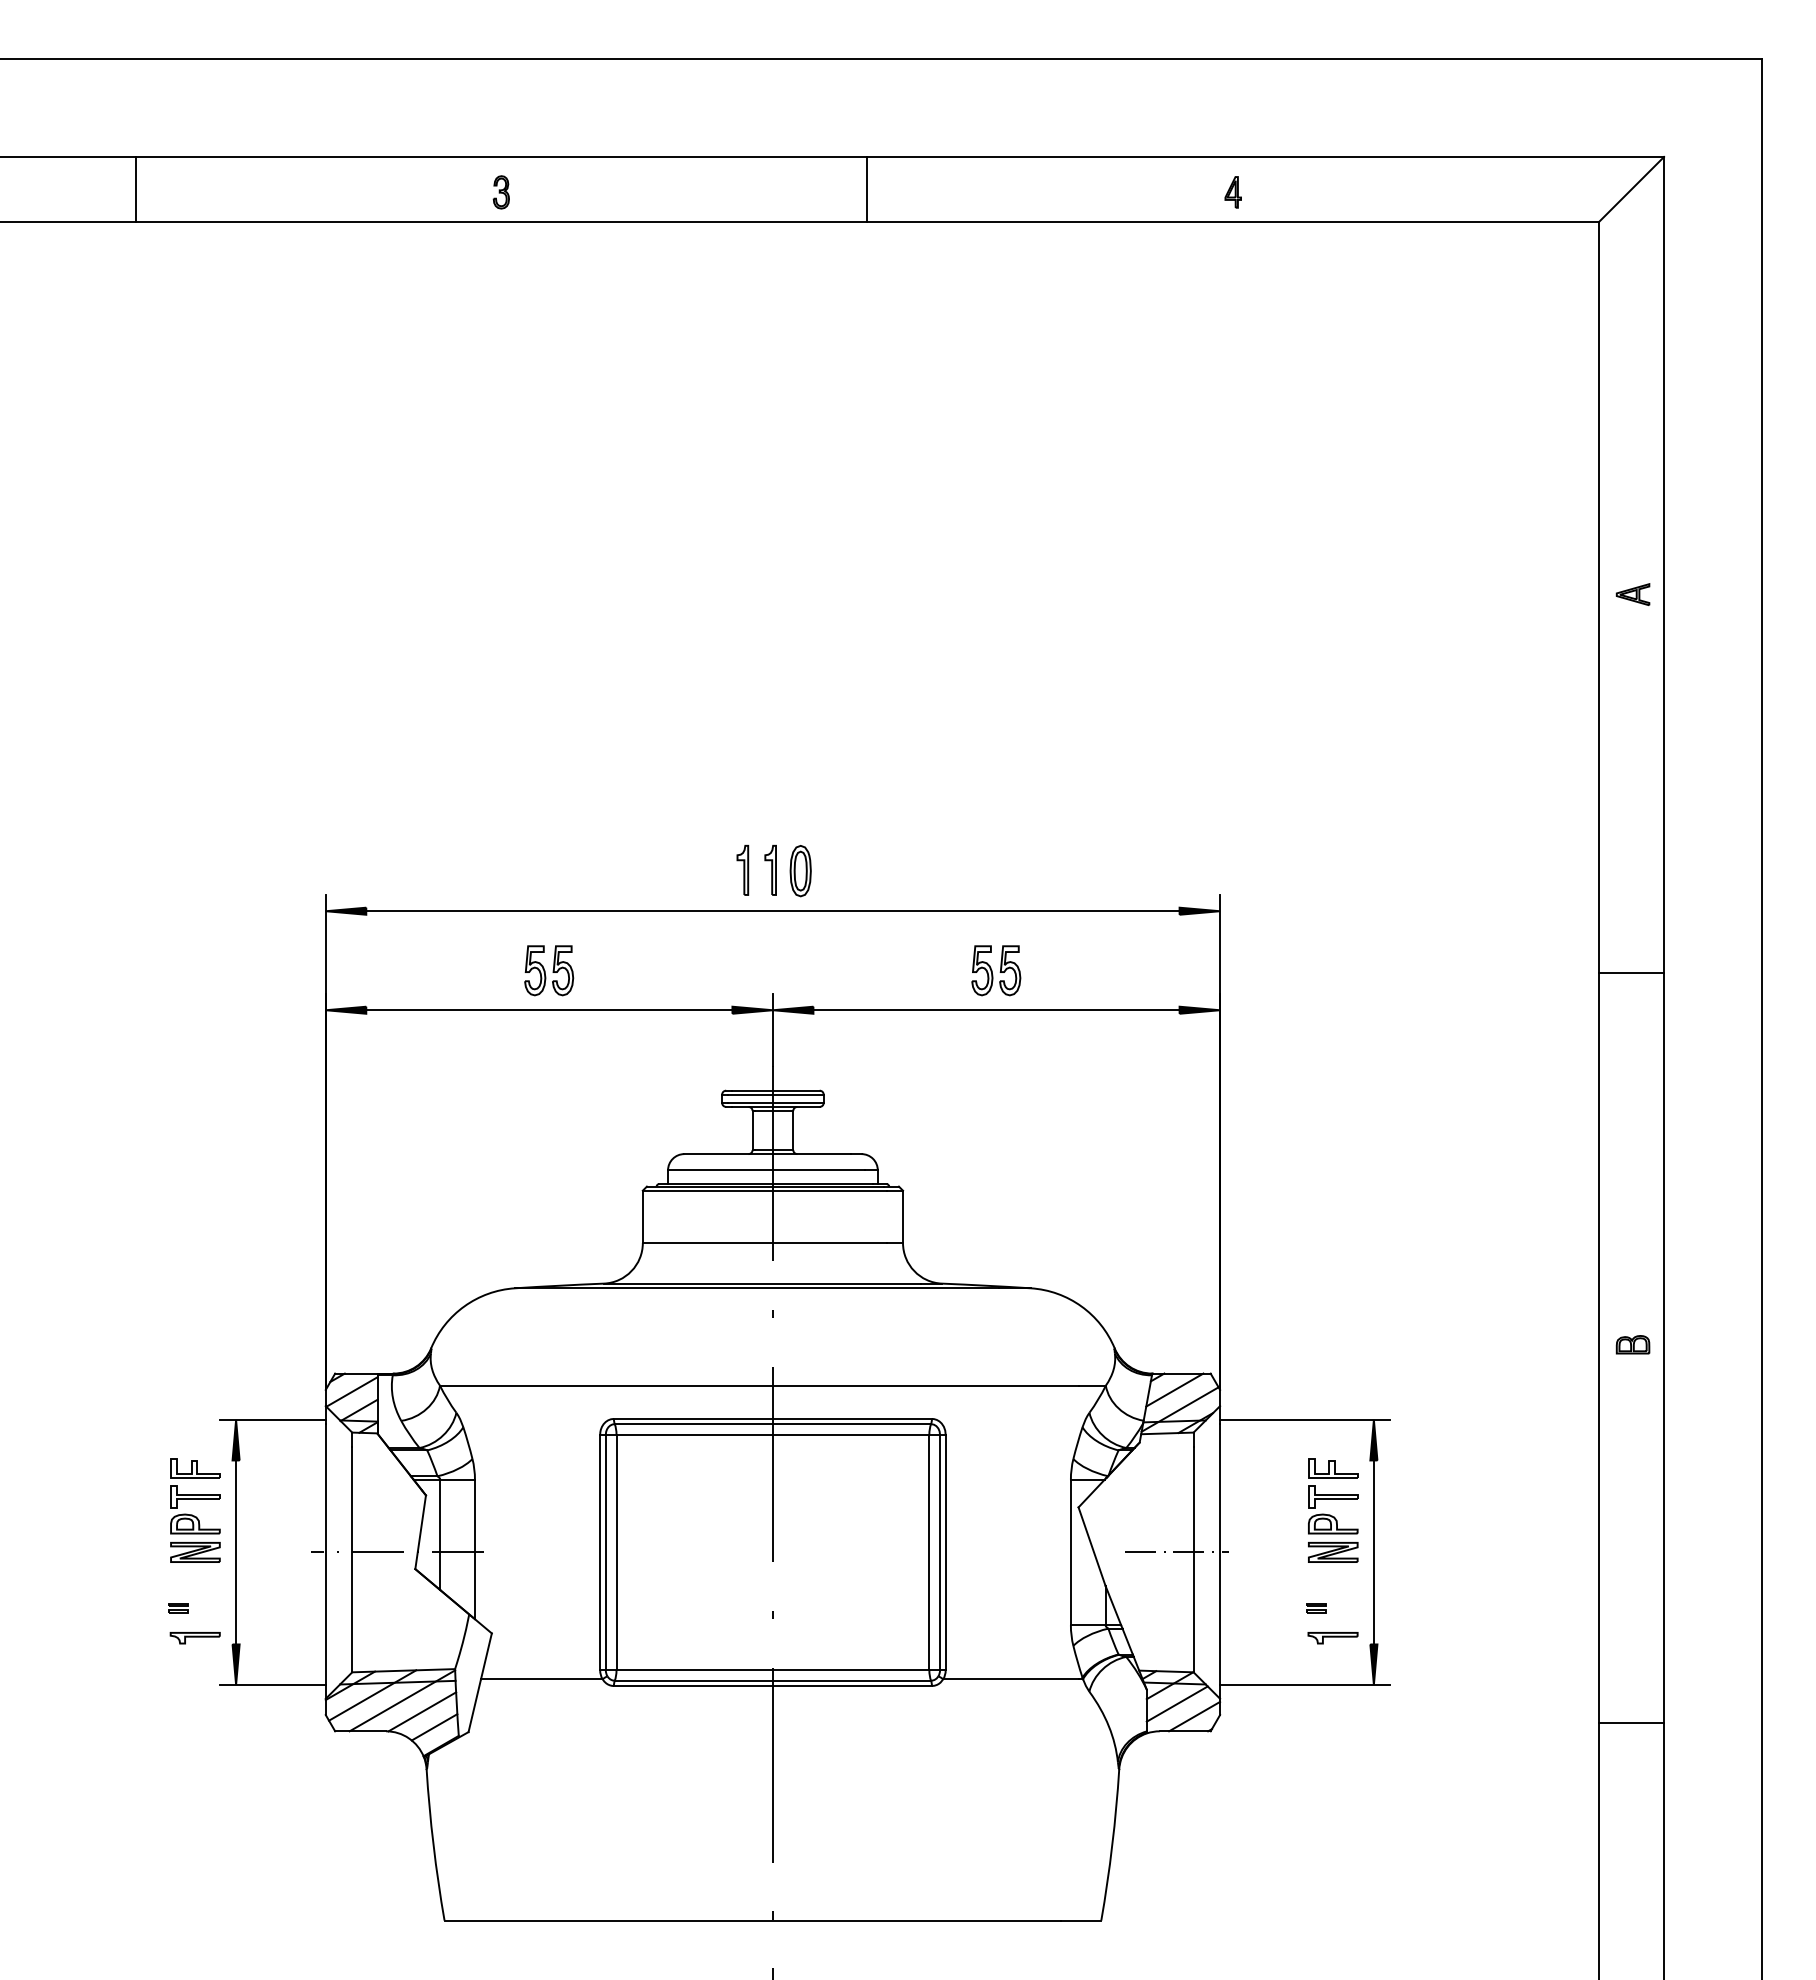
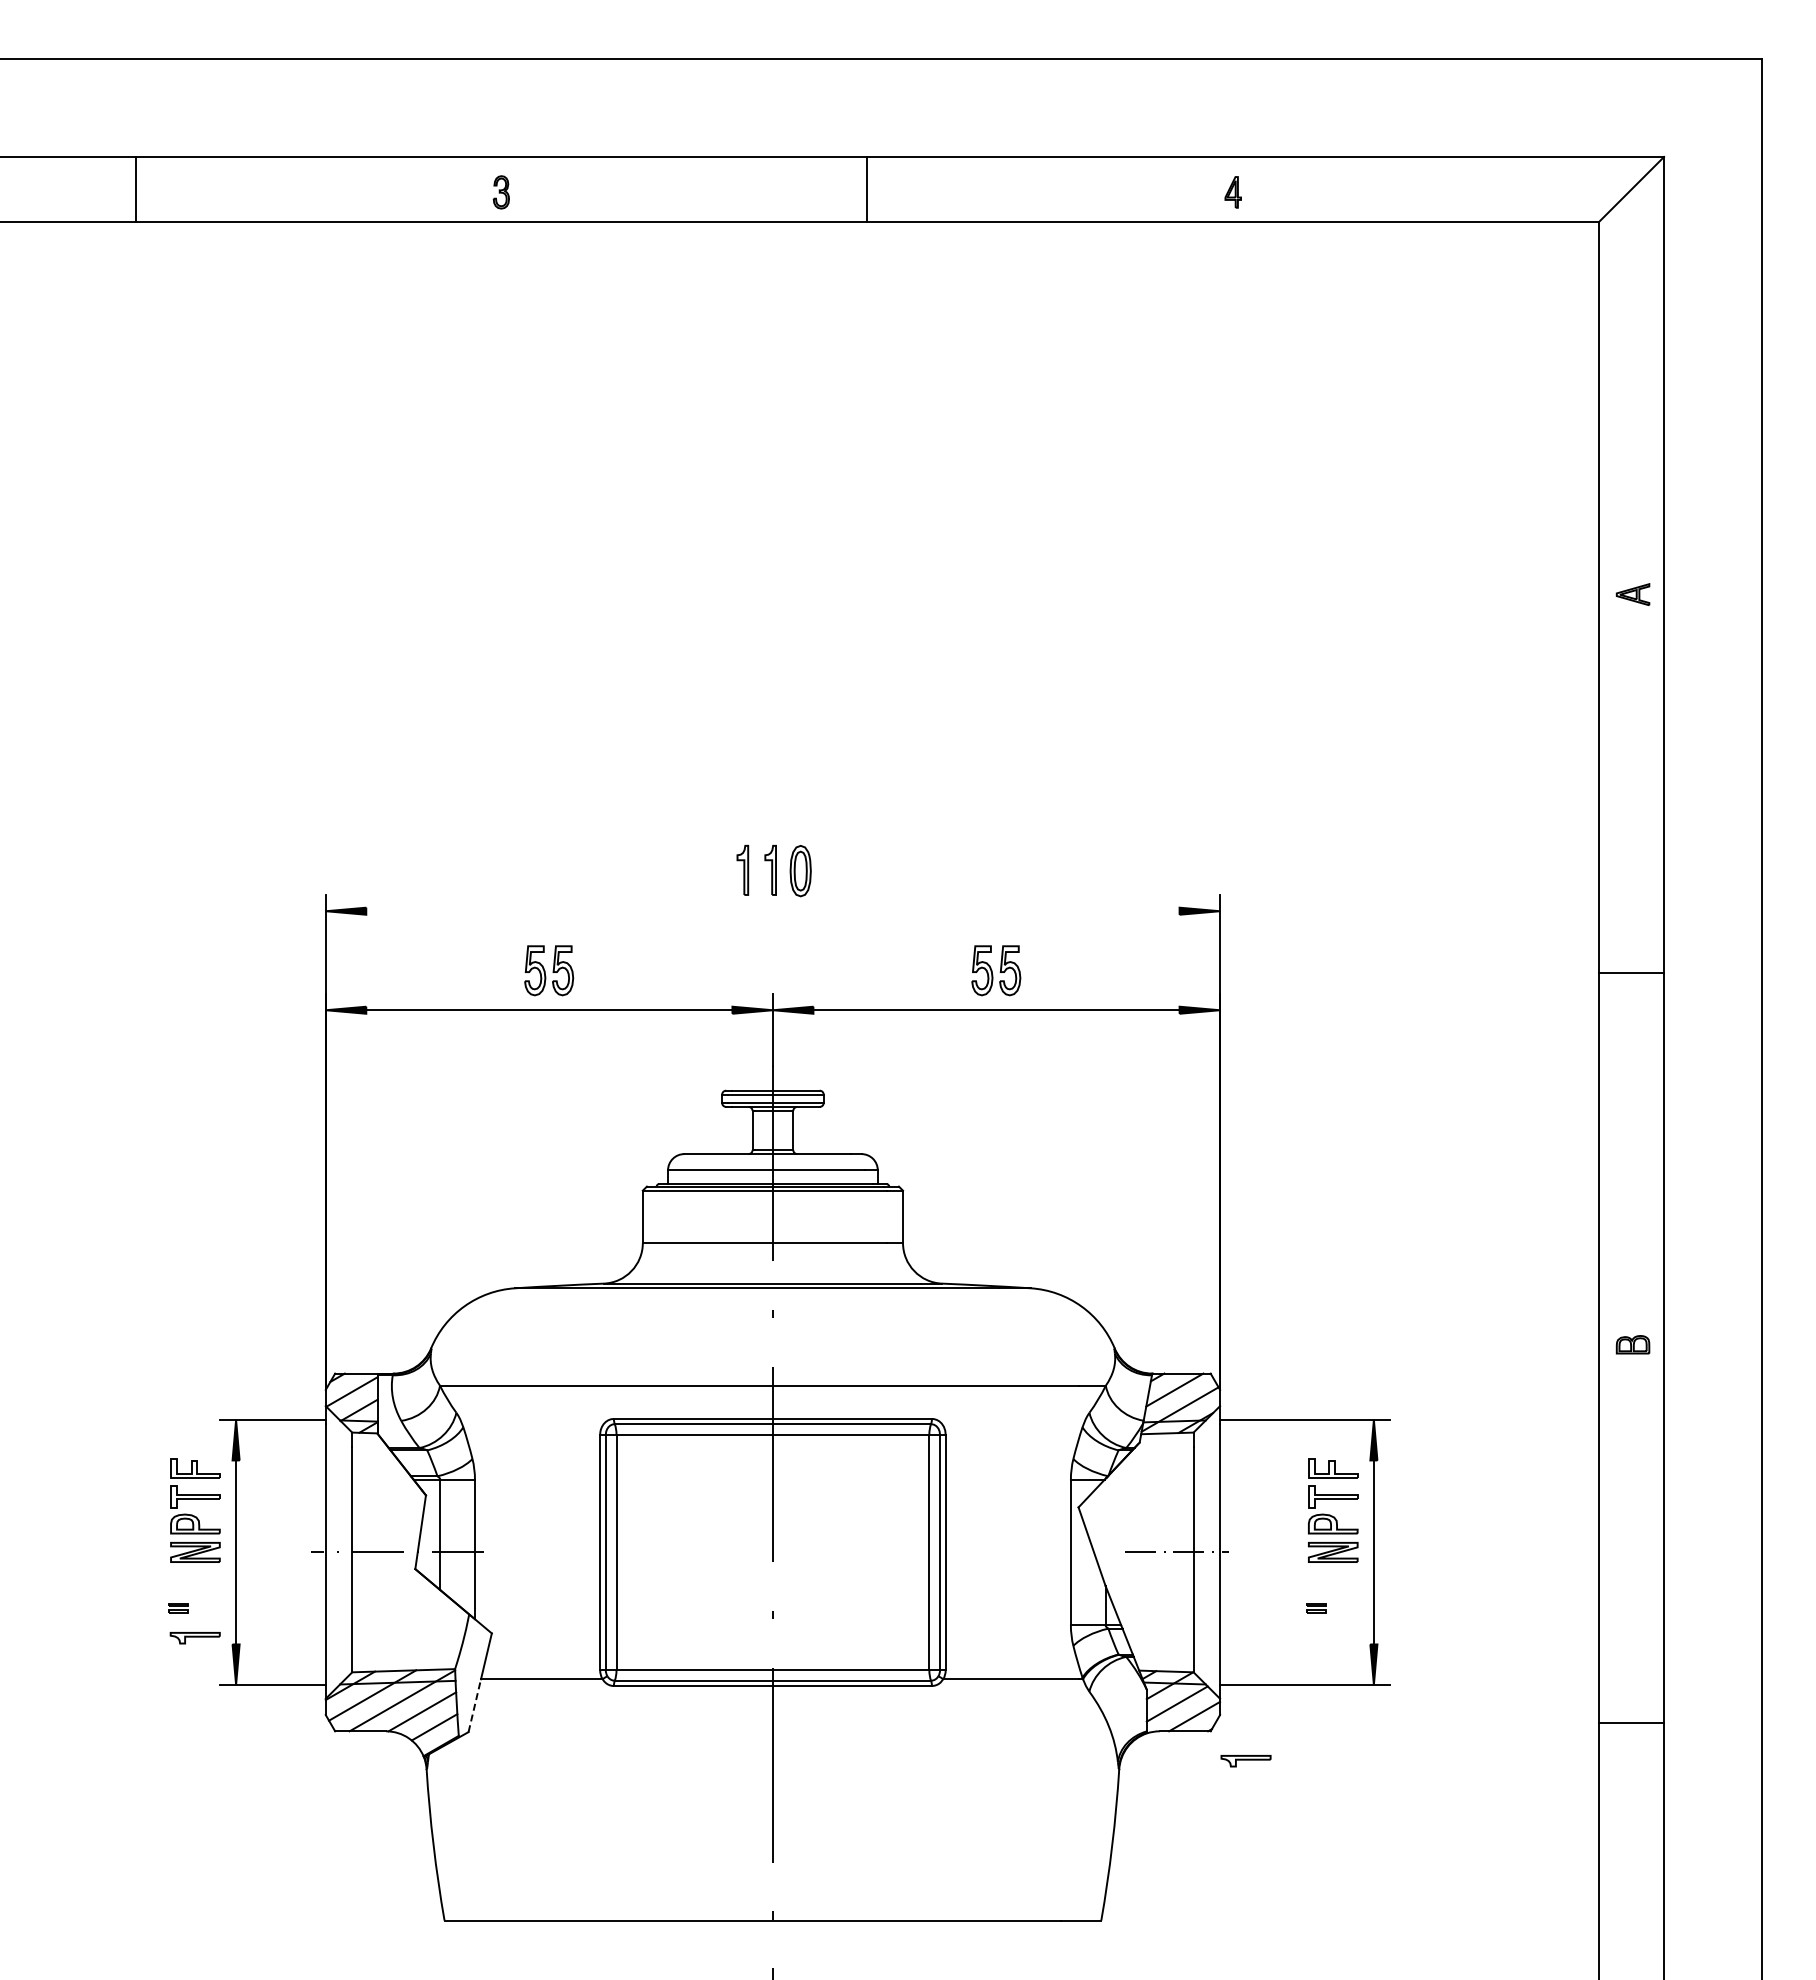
line: present -> none (772, 911)
part position: (1332, 1638) -> (1245, 1761) (1245, 1761)
line: solid -> dashed (474, 1705)
